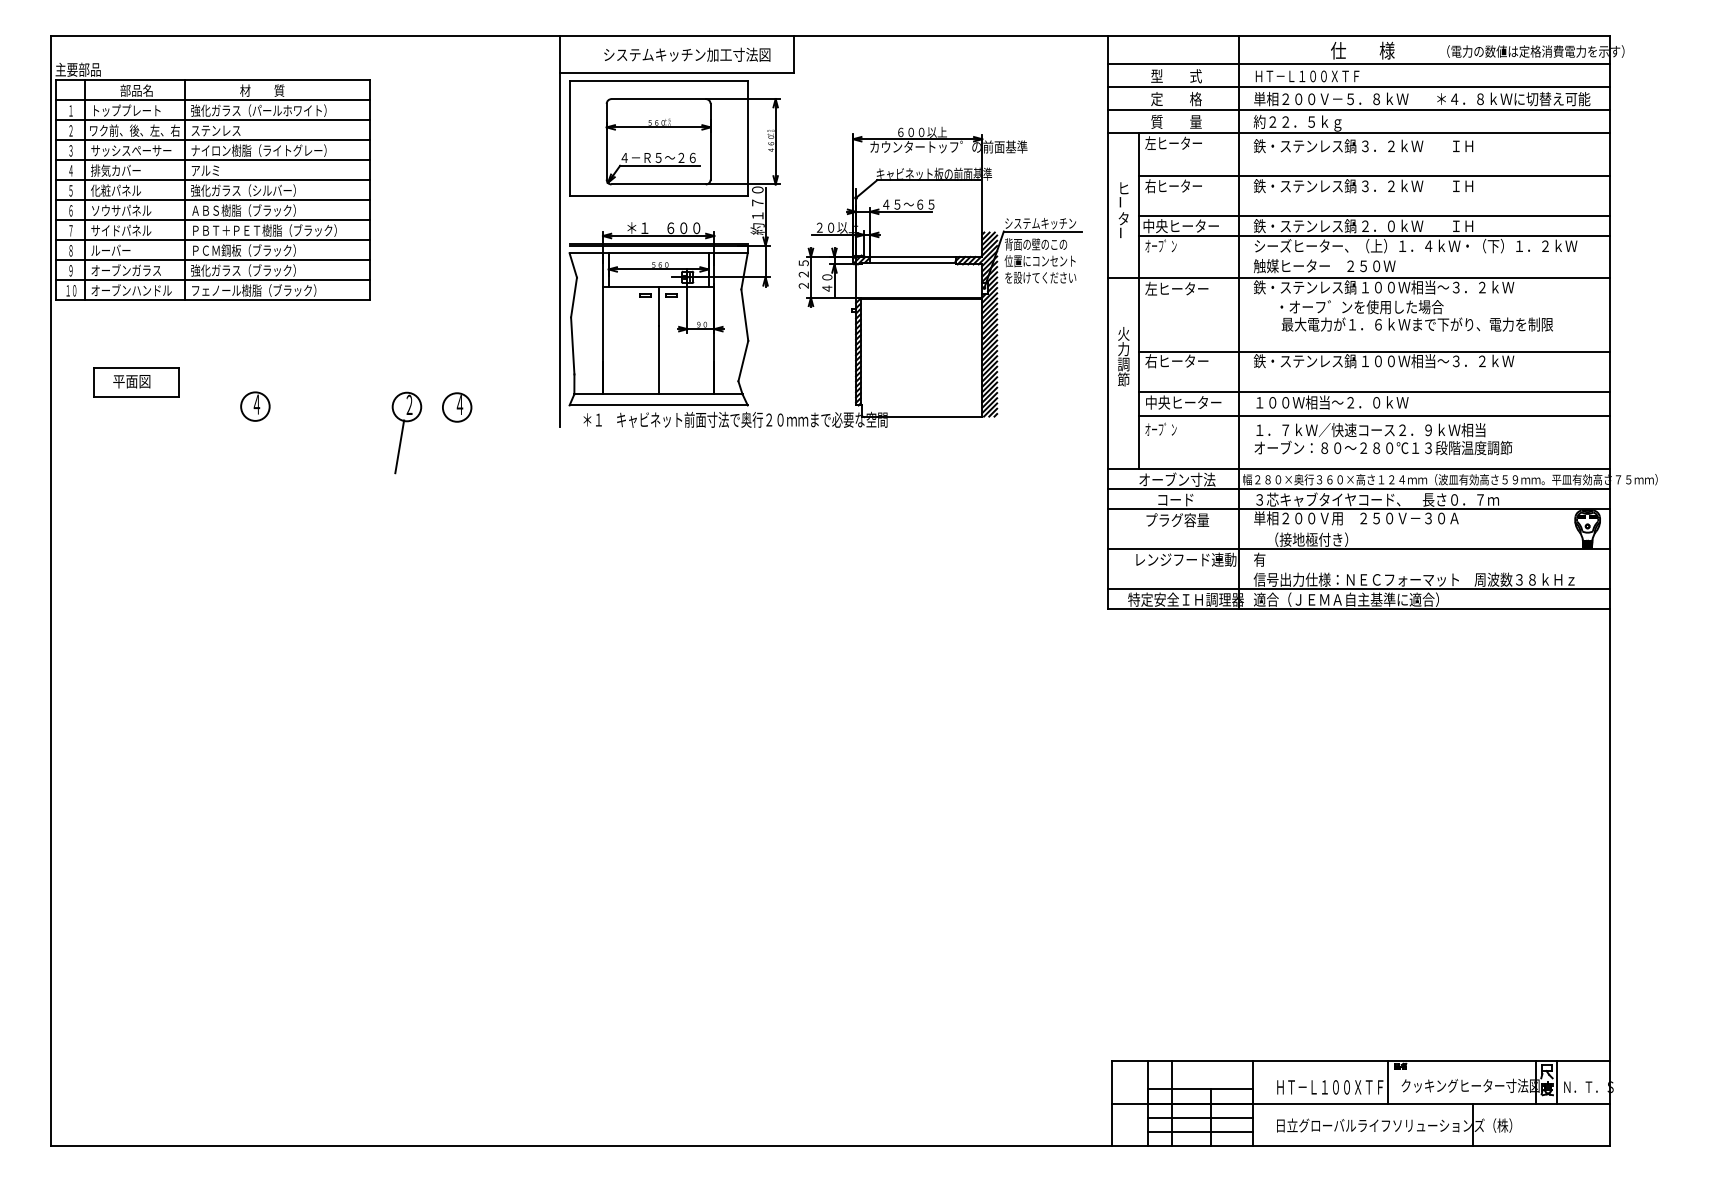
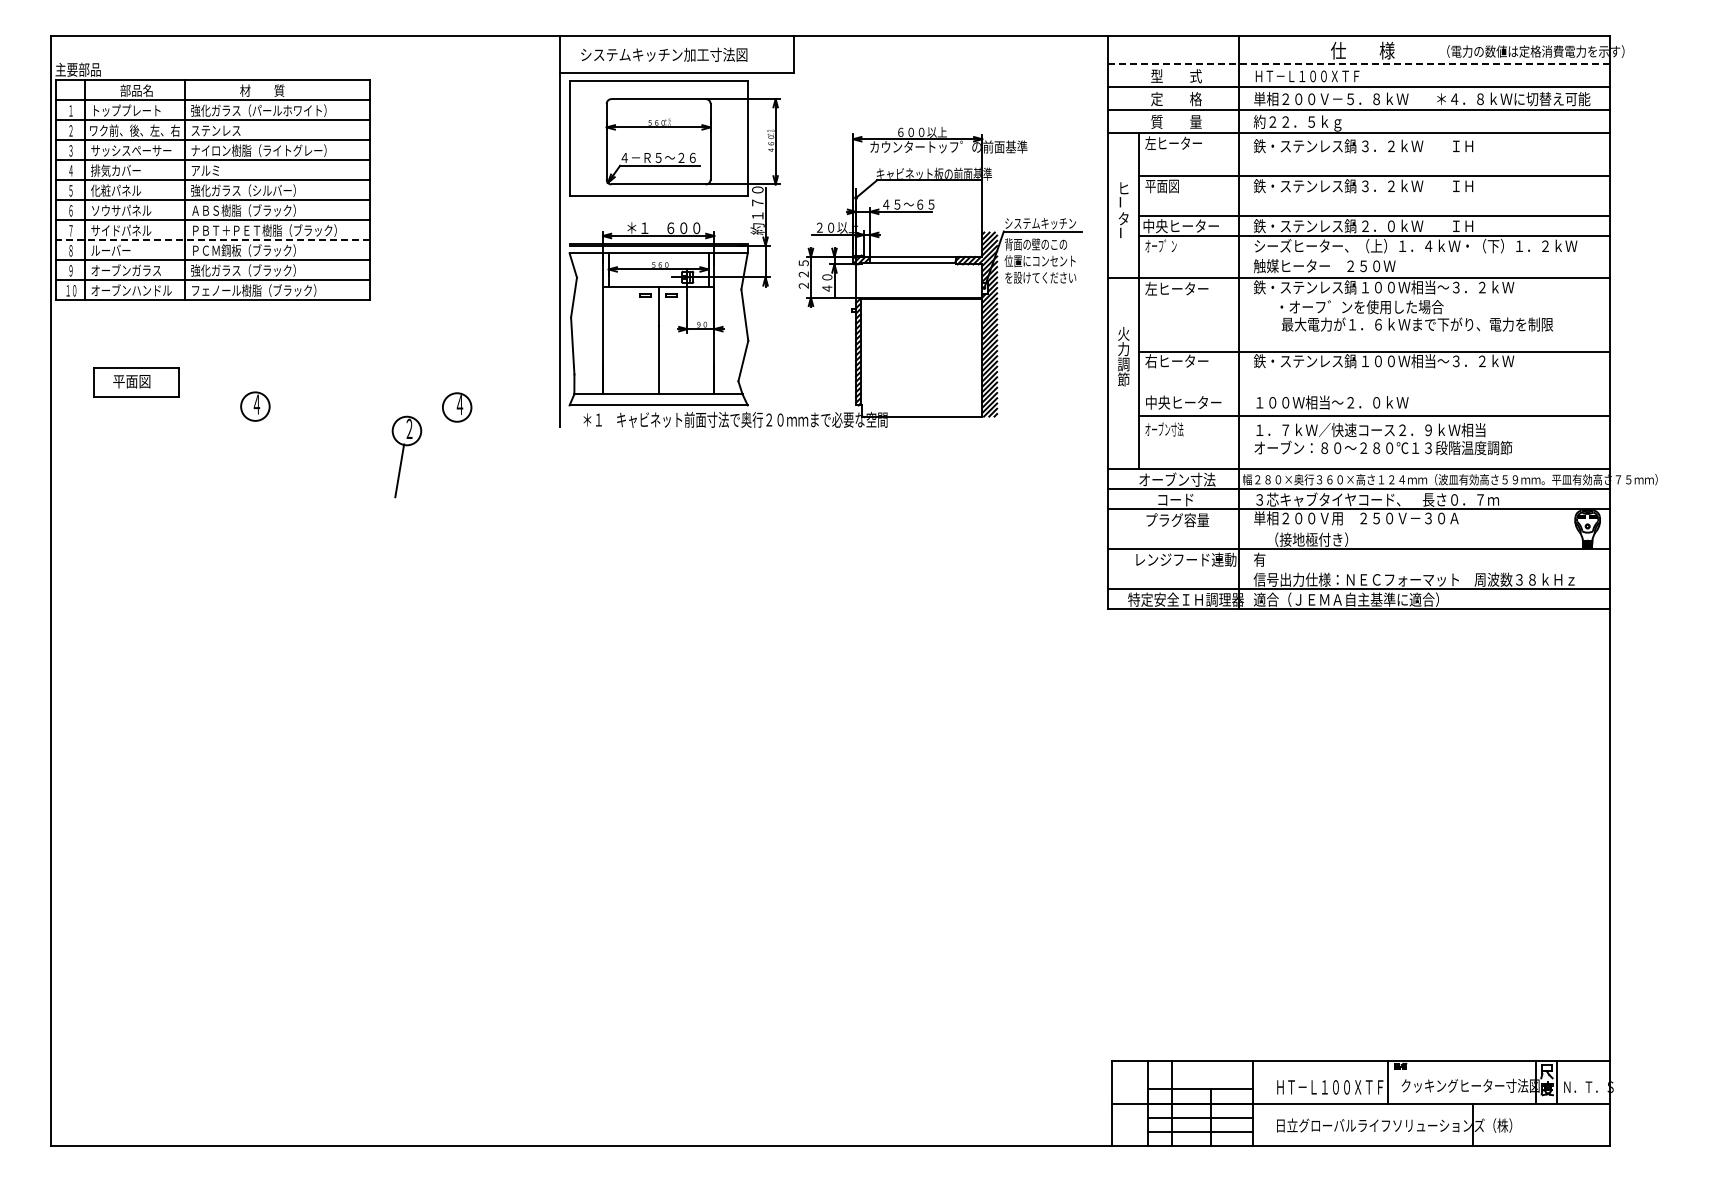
text position: (687, 54) -> (664, 54) (664, 54)
line: solid -> dashed (1358, 64)
text: 右ヒーター -> 平面図 (1173, 186)
line: solid -> dashed (212, 240)
line: present -> none (1374, 391)
text: オーフ゛ン -> オーブン寸法 (1170, 429)
part position: (406, 432) -> (406, 456) (406, 456)
